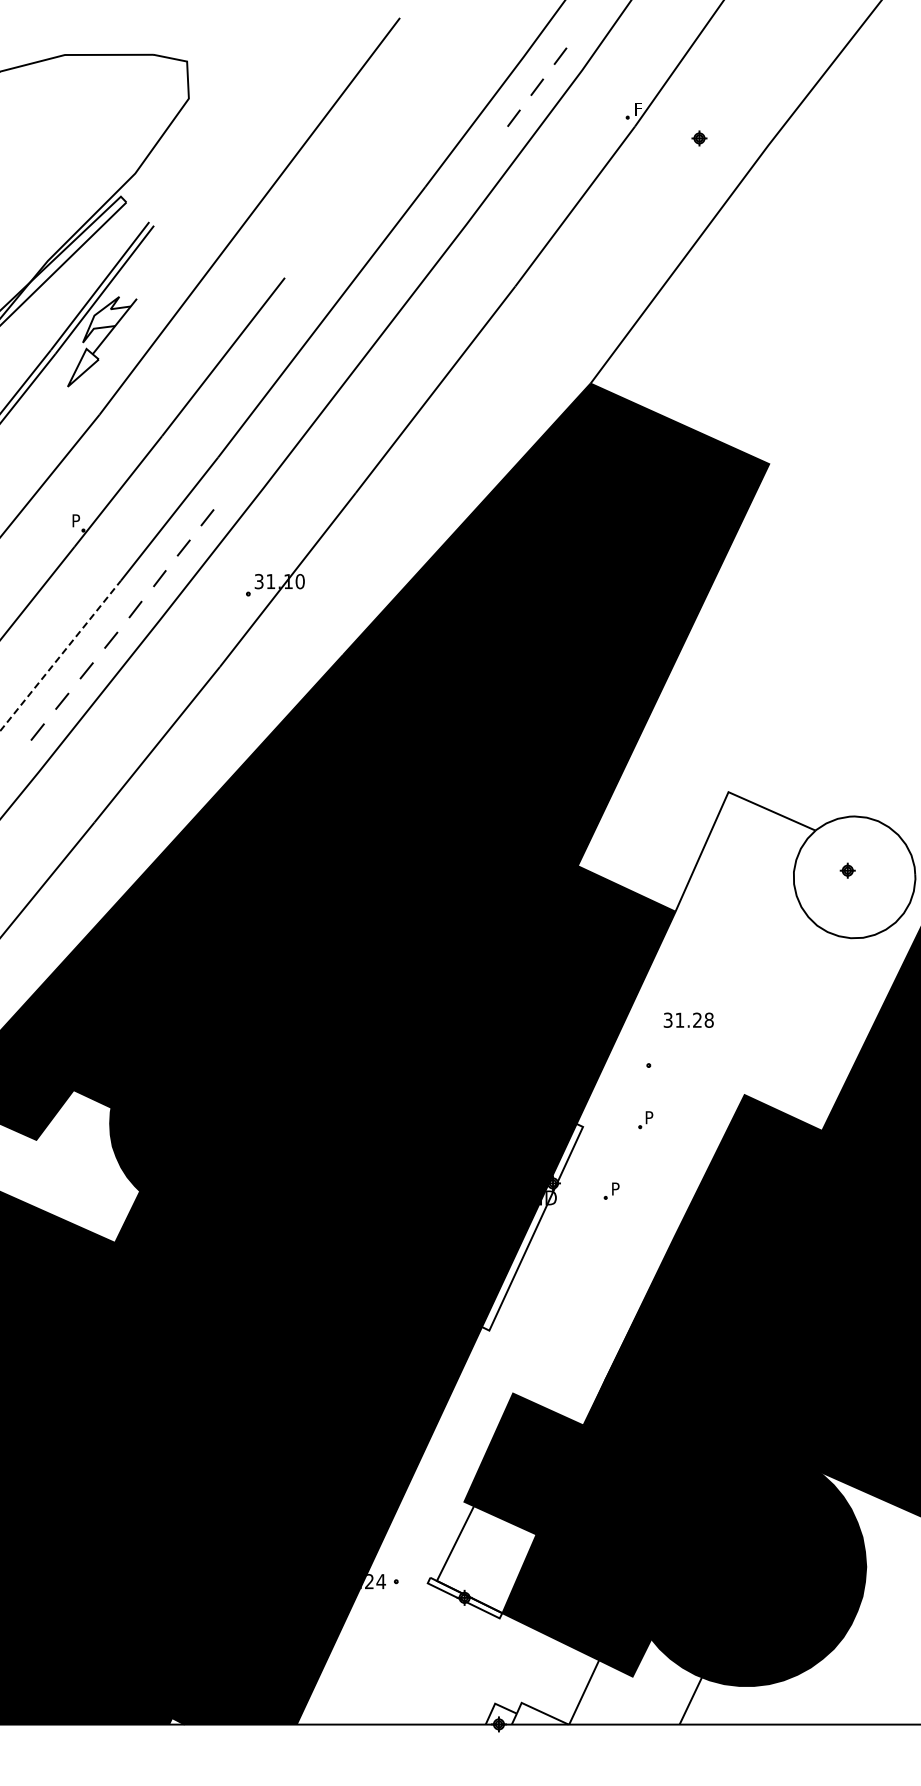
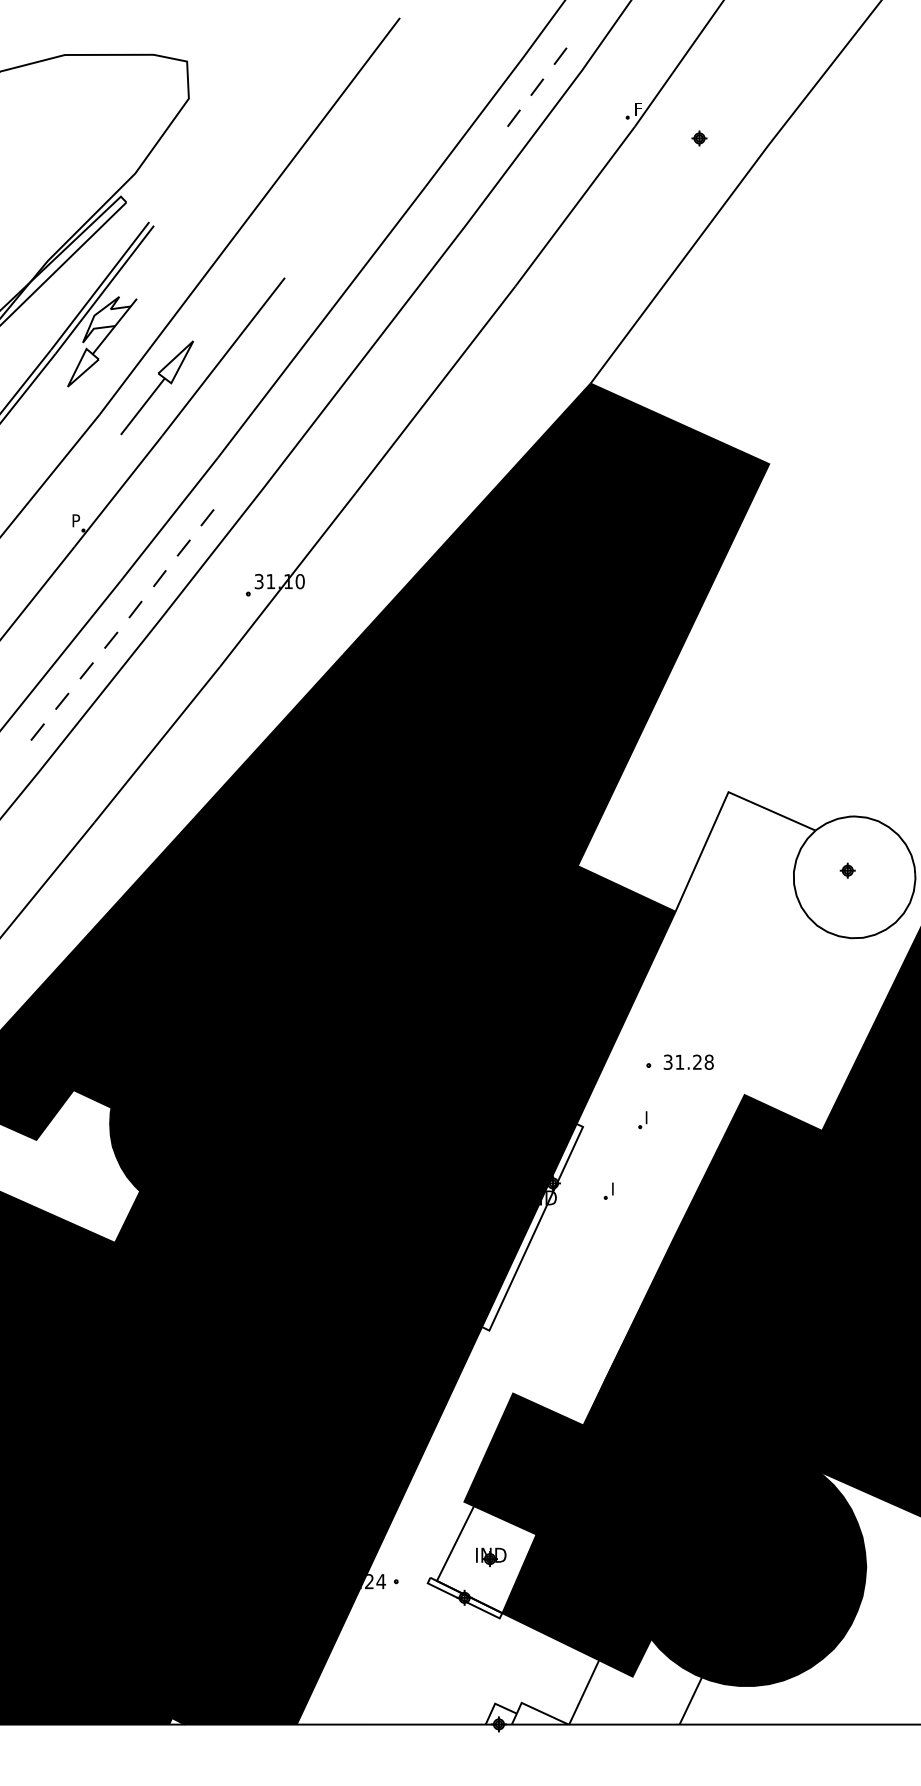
part: none -> present (156, 387)
line: dashed -> solid (60, 655)
text position: (688, 1019) -> (688, 1061) (688, 1061)
text: P -> I (650, 1114)
text: P -> I (616, 1186)
part: none -> present (491, 1556)
